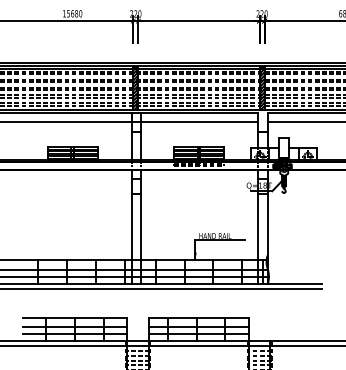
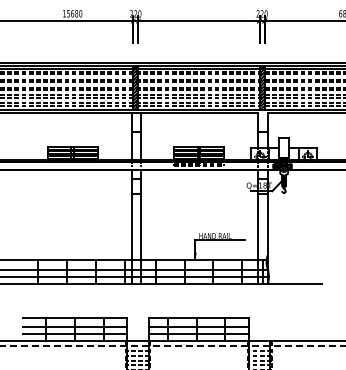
line: present -> none (129, 122)
line: present -> none (304, 122)
line: present -> none (161, 289)
line: solid -> dashed (172, 346)
